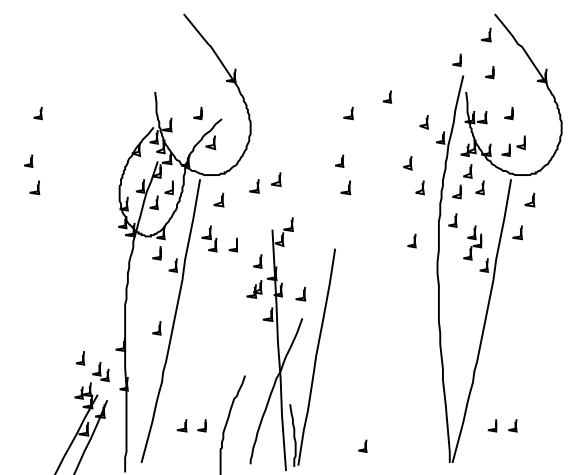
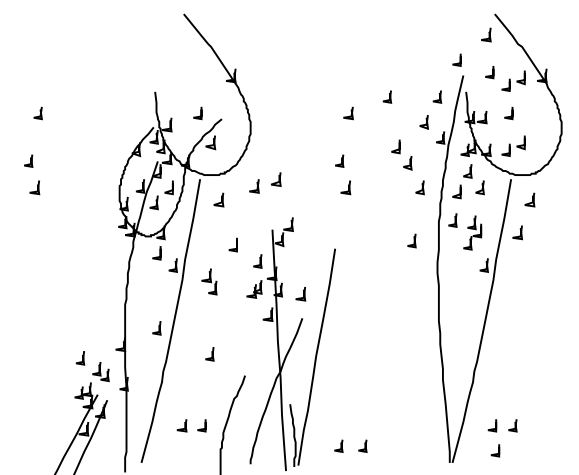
part: none -> present (513, 80)
line: none -> present (439, 96)
line: none -> present (398, 146)
part position: (209, 238) -> (209, 281) (209, 281)
part position: (472, 242) -> (472, 232) (472, 232)
line: none -> present (211, 354)
line: none -> present (340, 445)
line: none -> present (498, 450)
